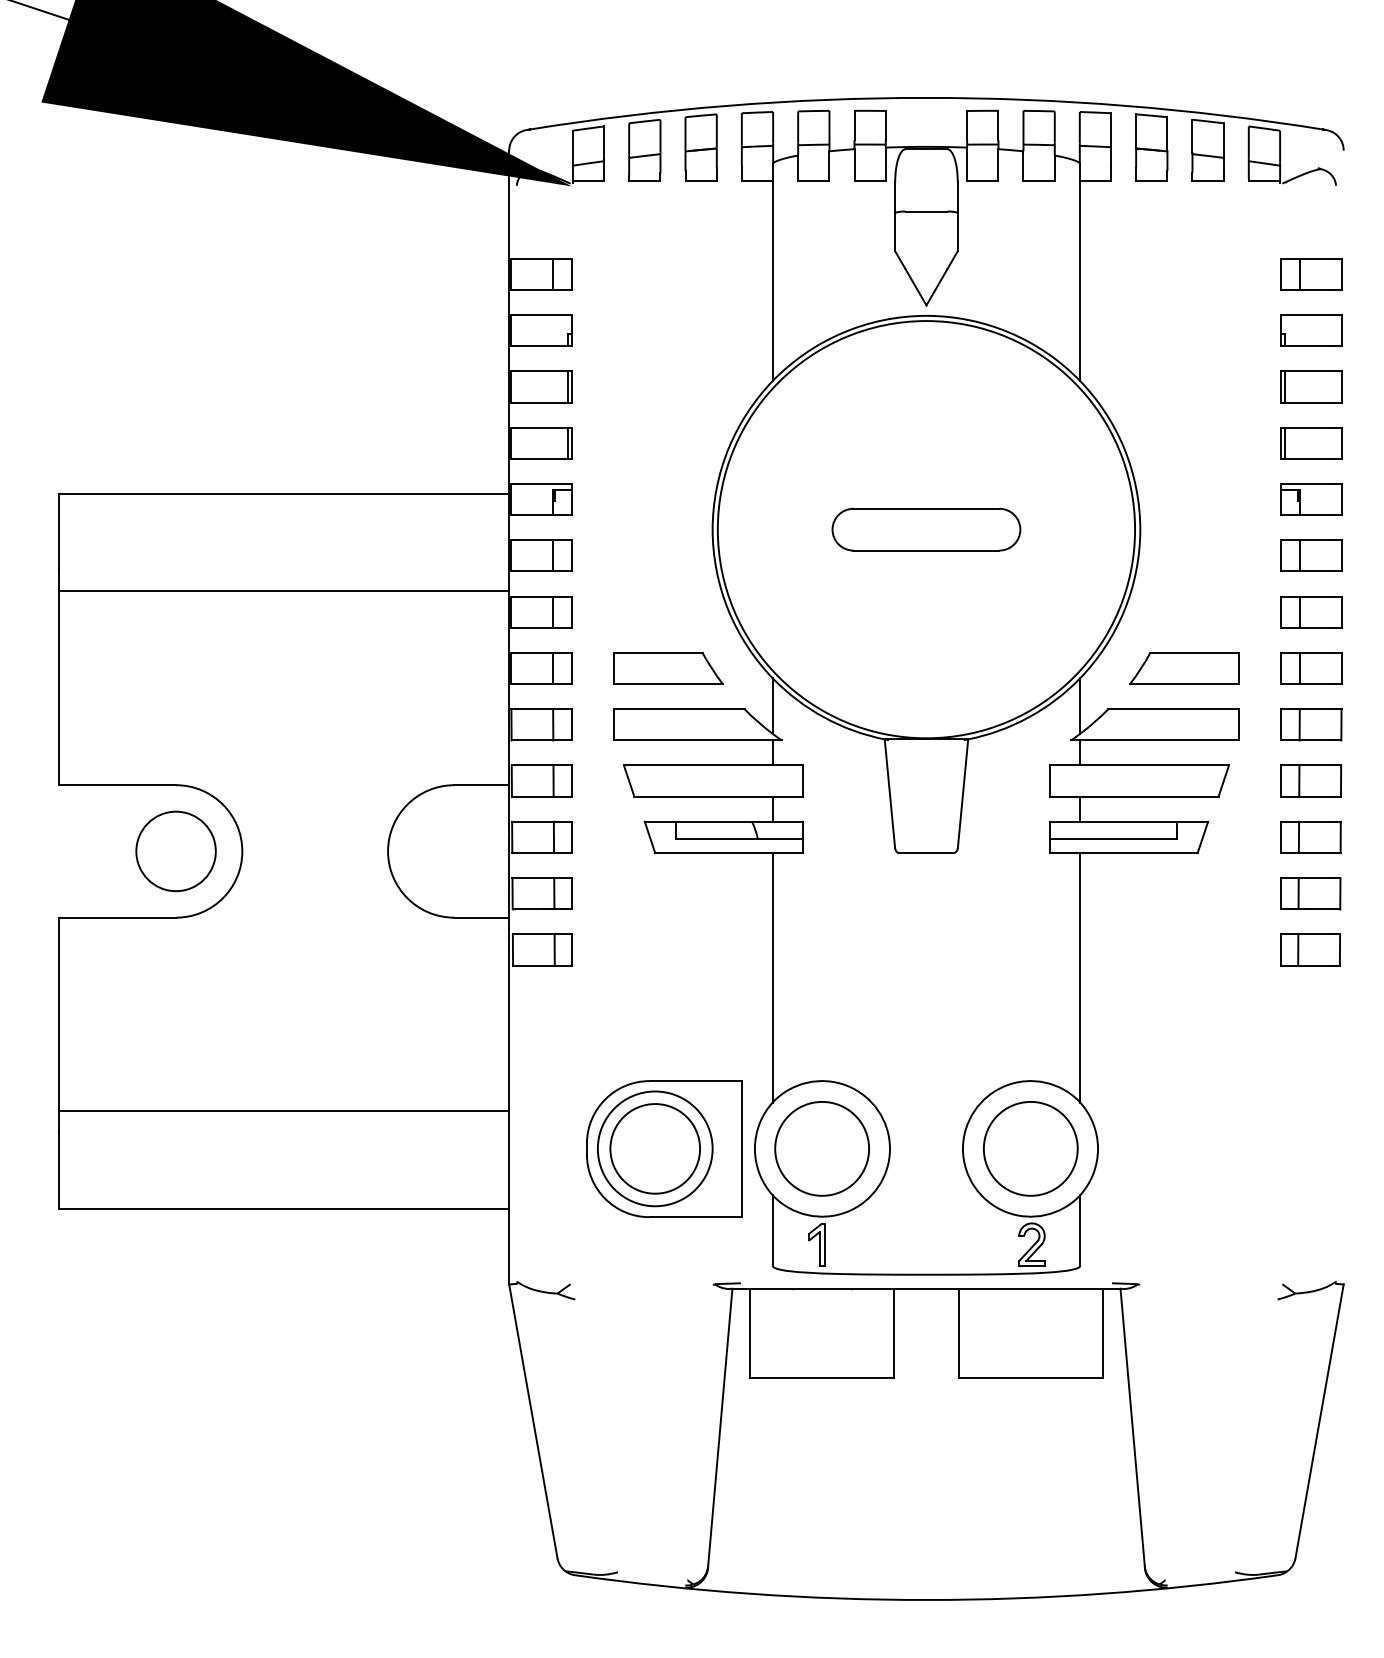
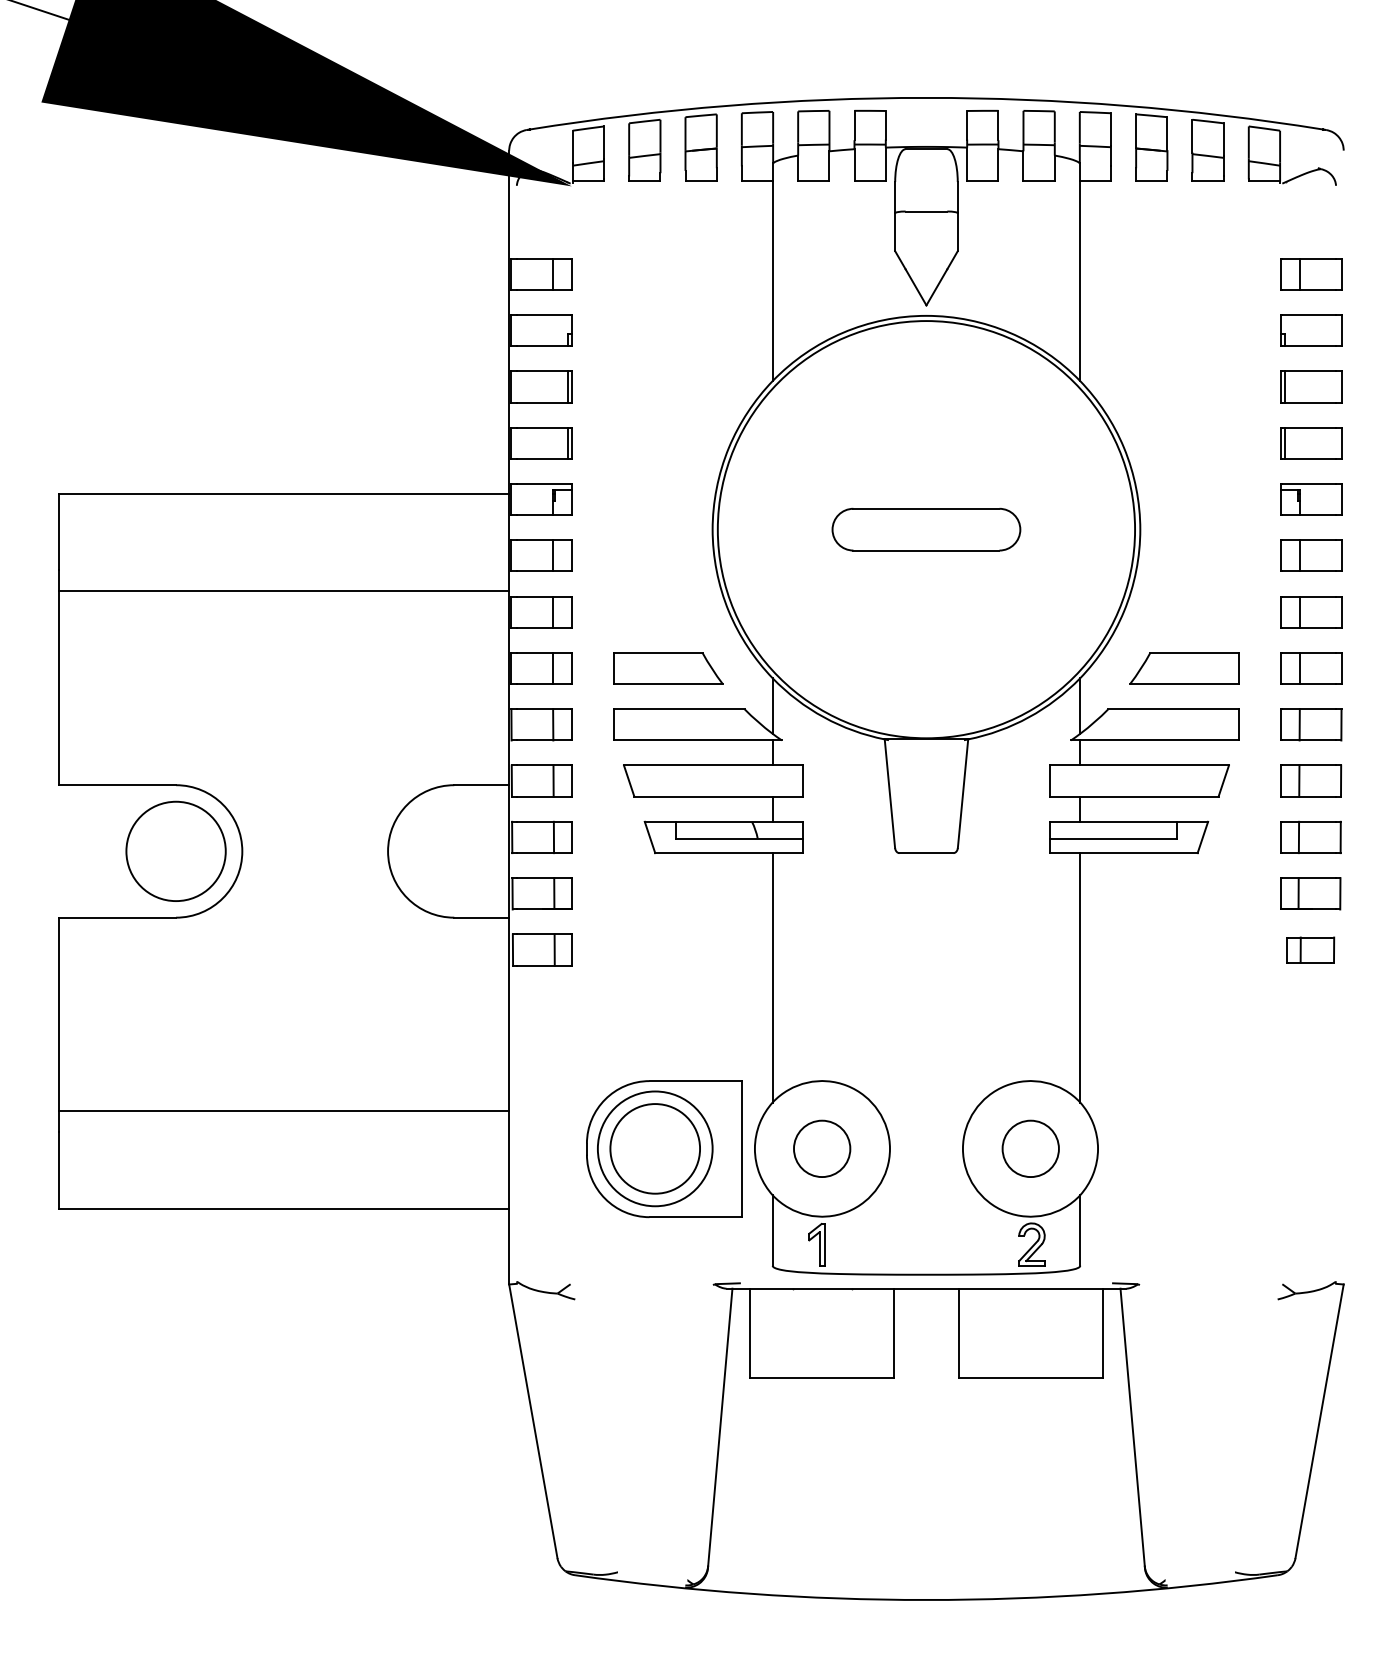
circle diameter: 79 px -> 99 px (175, 851)
part size: 61x34 px -> 50x28 px (1310, 949)
circle diameter: 94 px -> 56 px (822, 1148)
circle diameter: 94 px -> 56 px (1030, 1148)
